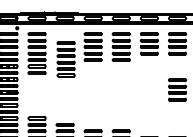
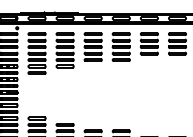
part position: (65, 59) -> (64, 50) (64, 50)
part: present -> none (177, 89)
